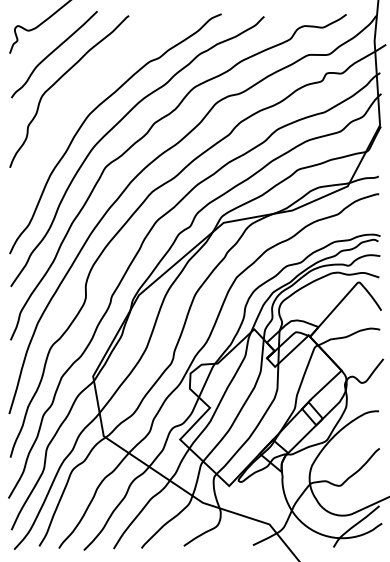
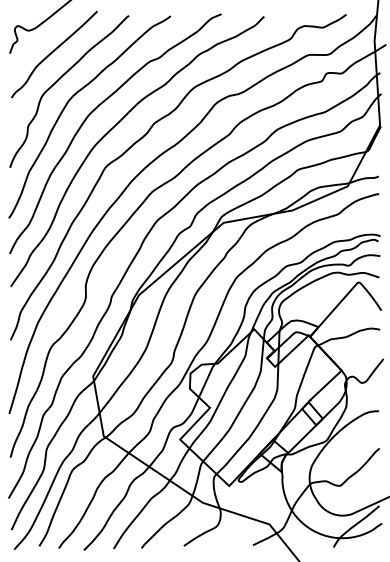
curve: none -> present (68, 103)
